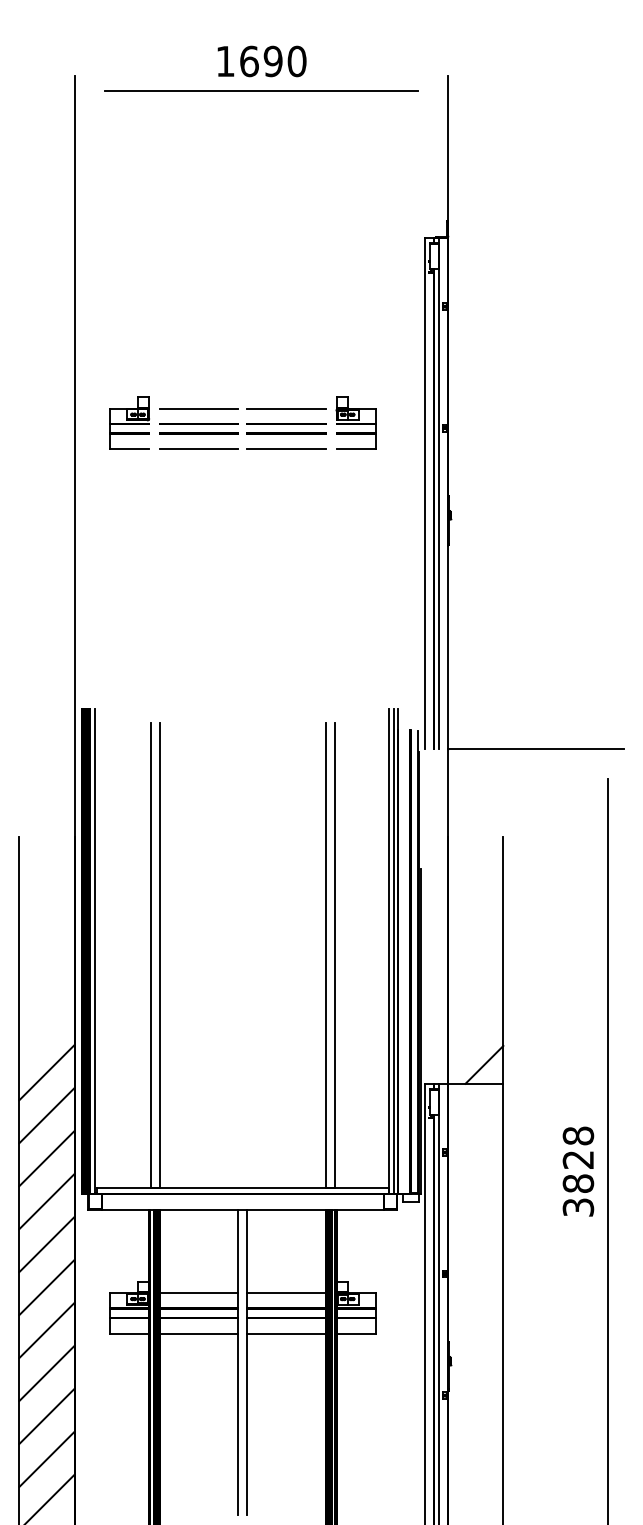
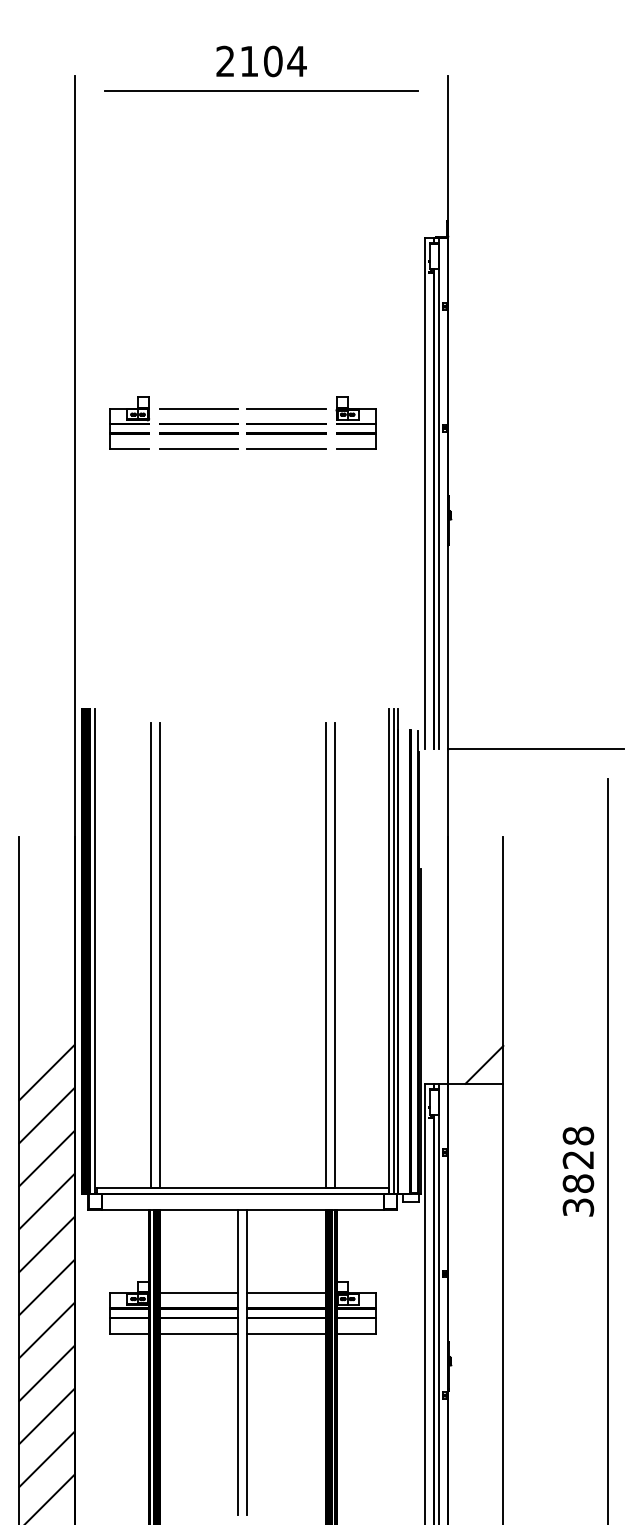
text: 1690 -> 2104 (261, 61)
